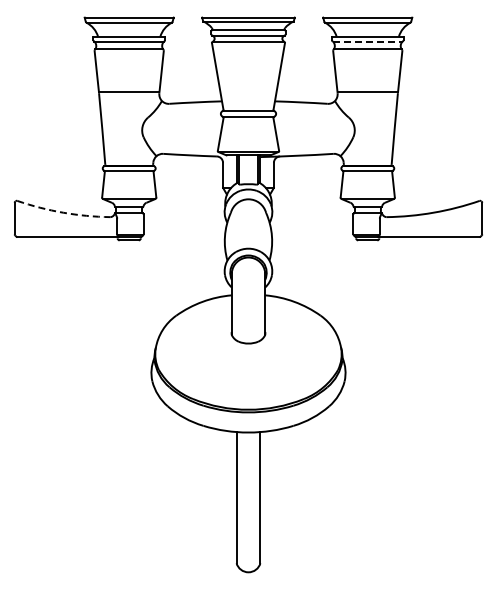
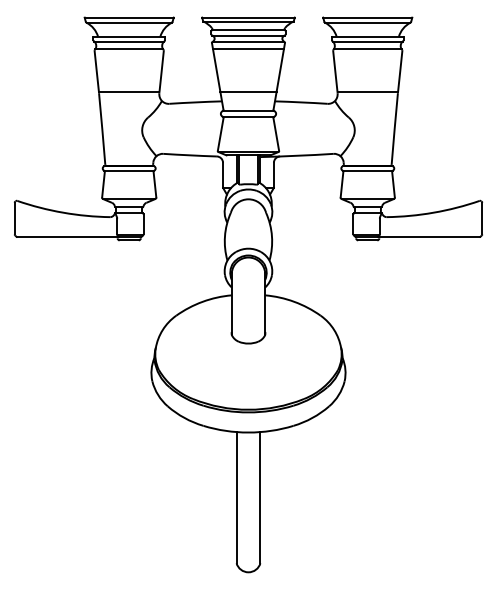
line: dashed -> solid (367, 41)
line: none -> present (248, 49)
line: none -> present (248, 92)
arc: dashed -> solid (63, 212)
